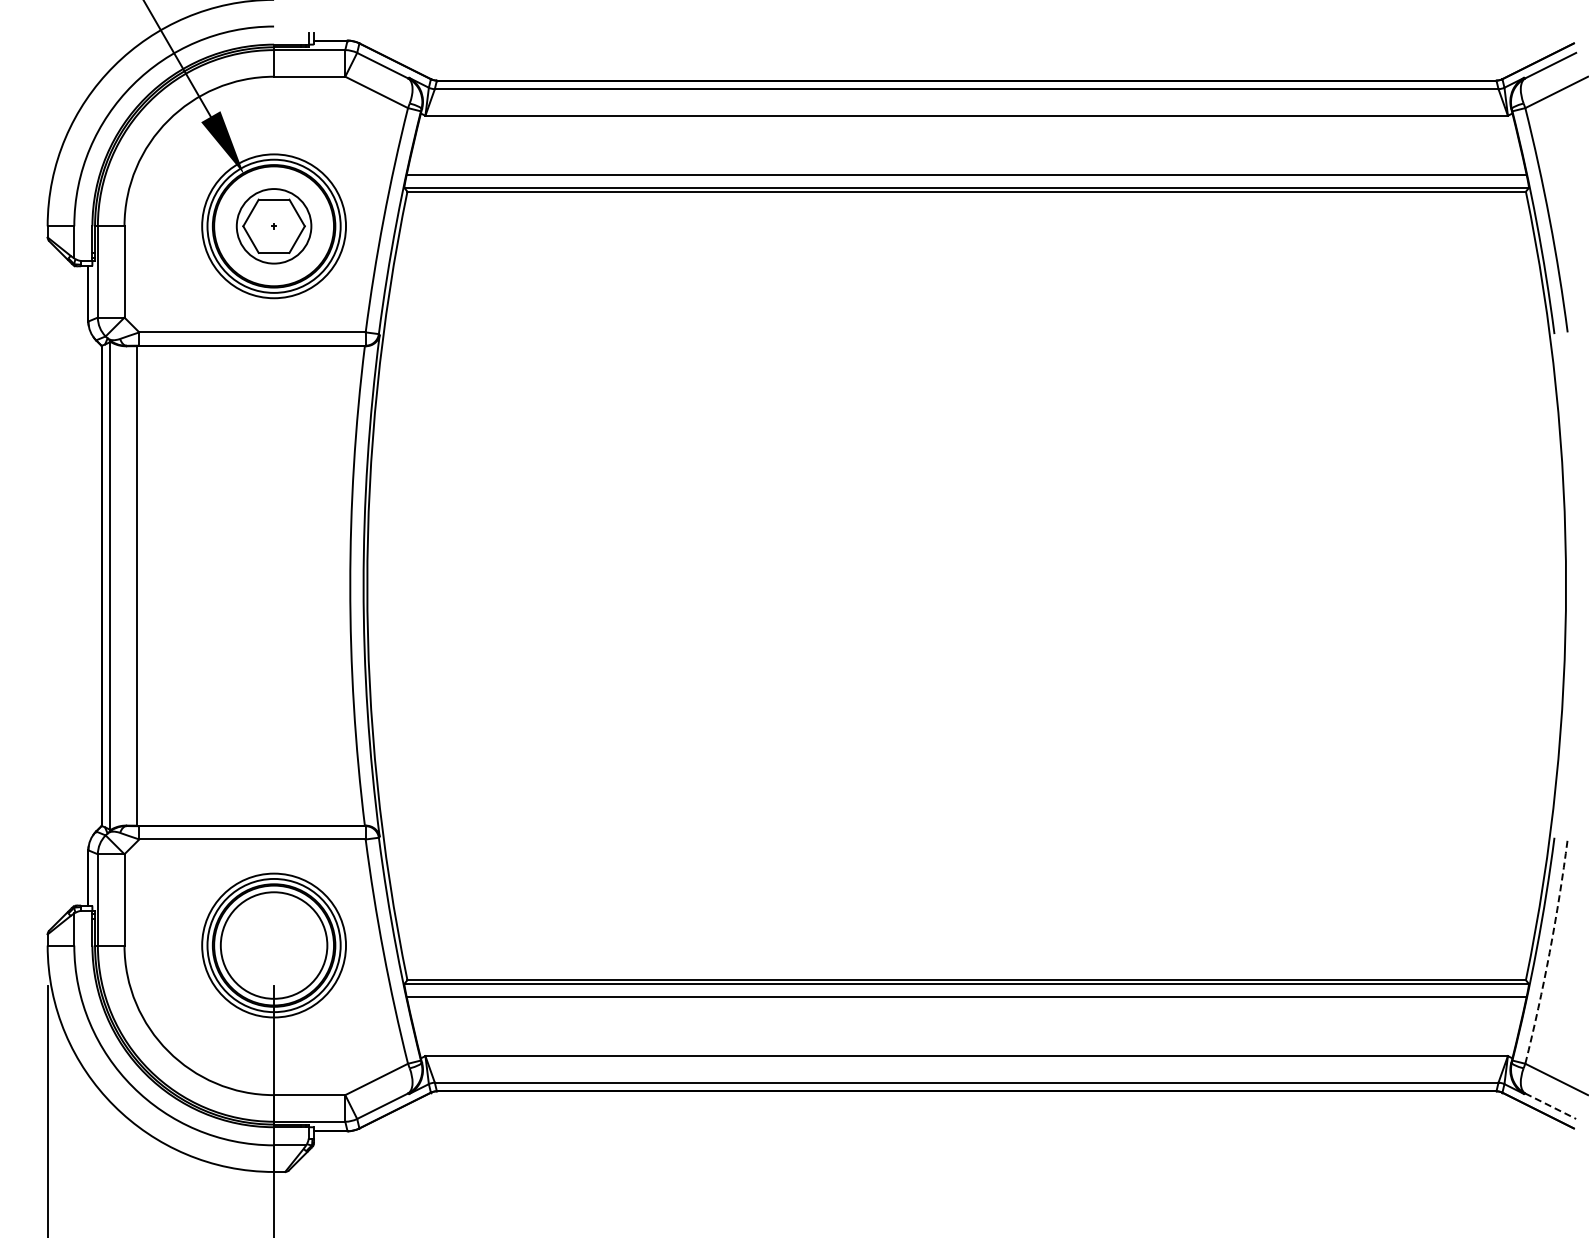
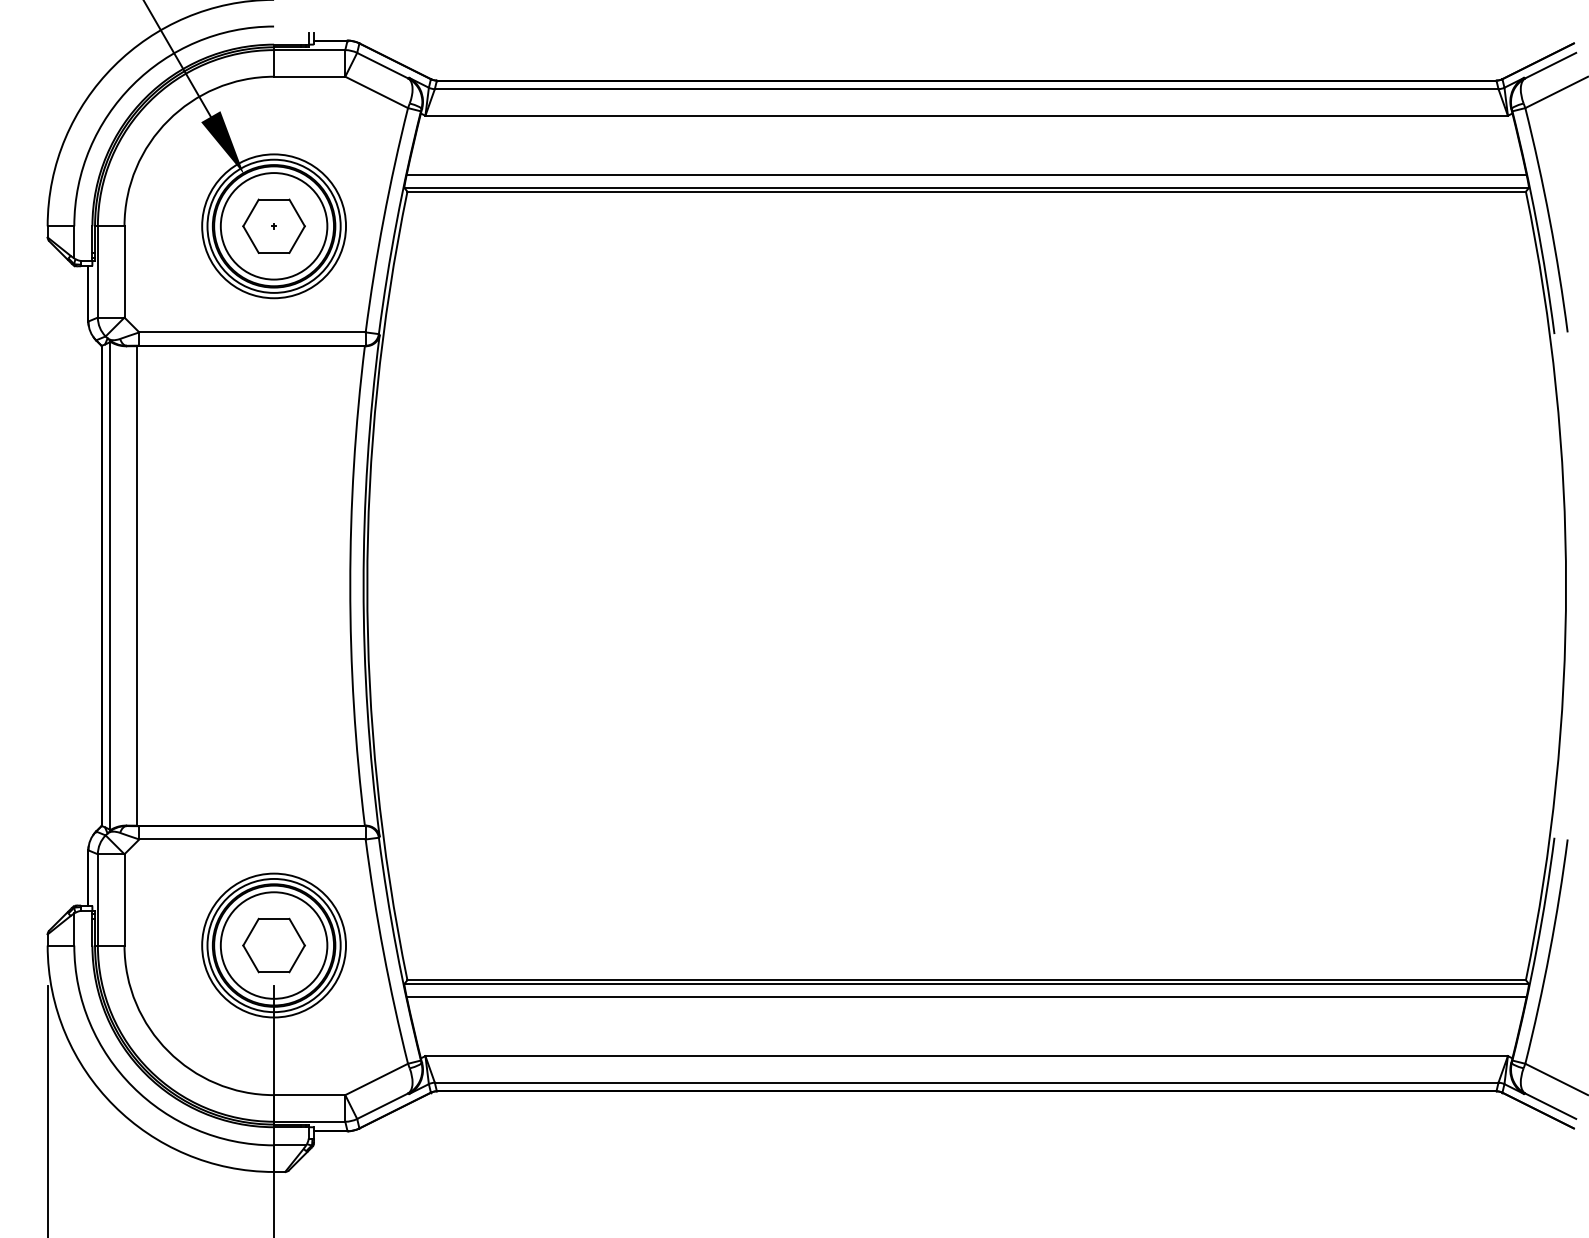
circle diameter: 75 px -> 107 px (273, 226)
part: none -> present (273, 945)
arc: dashed -> solid (1549, 952)
line: dashed -> solid (1551, 1106)
